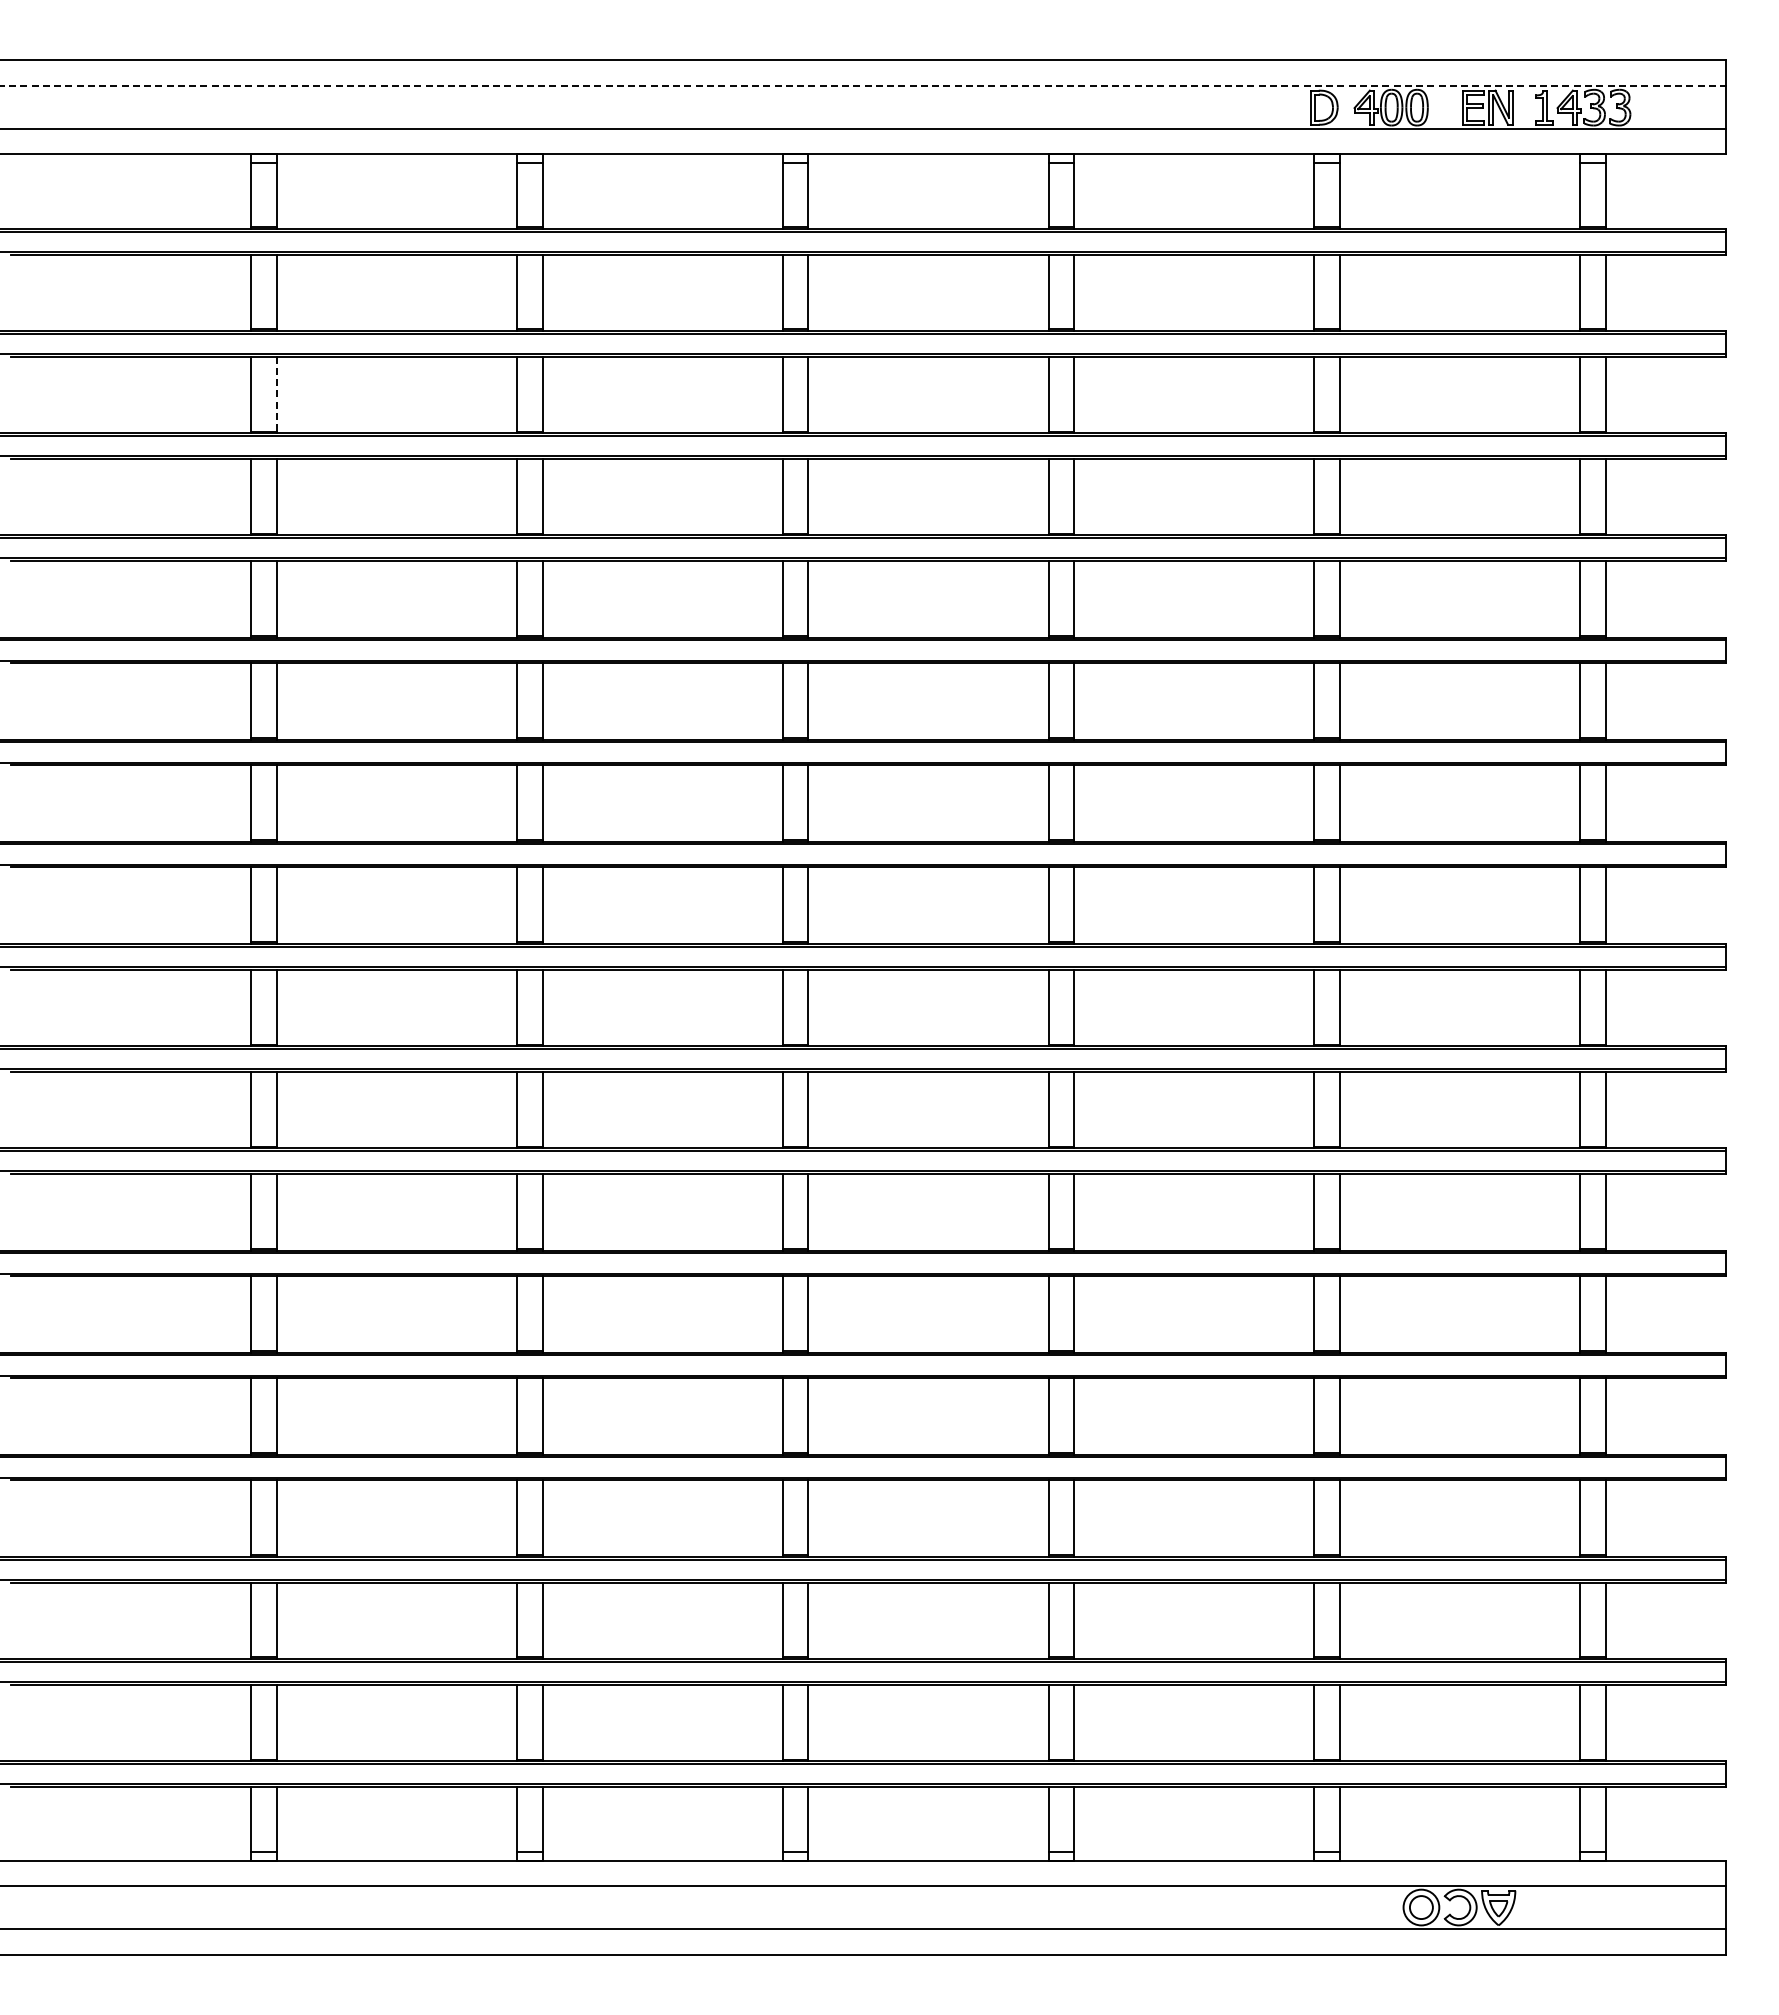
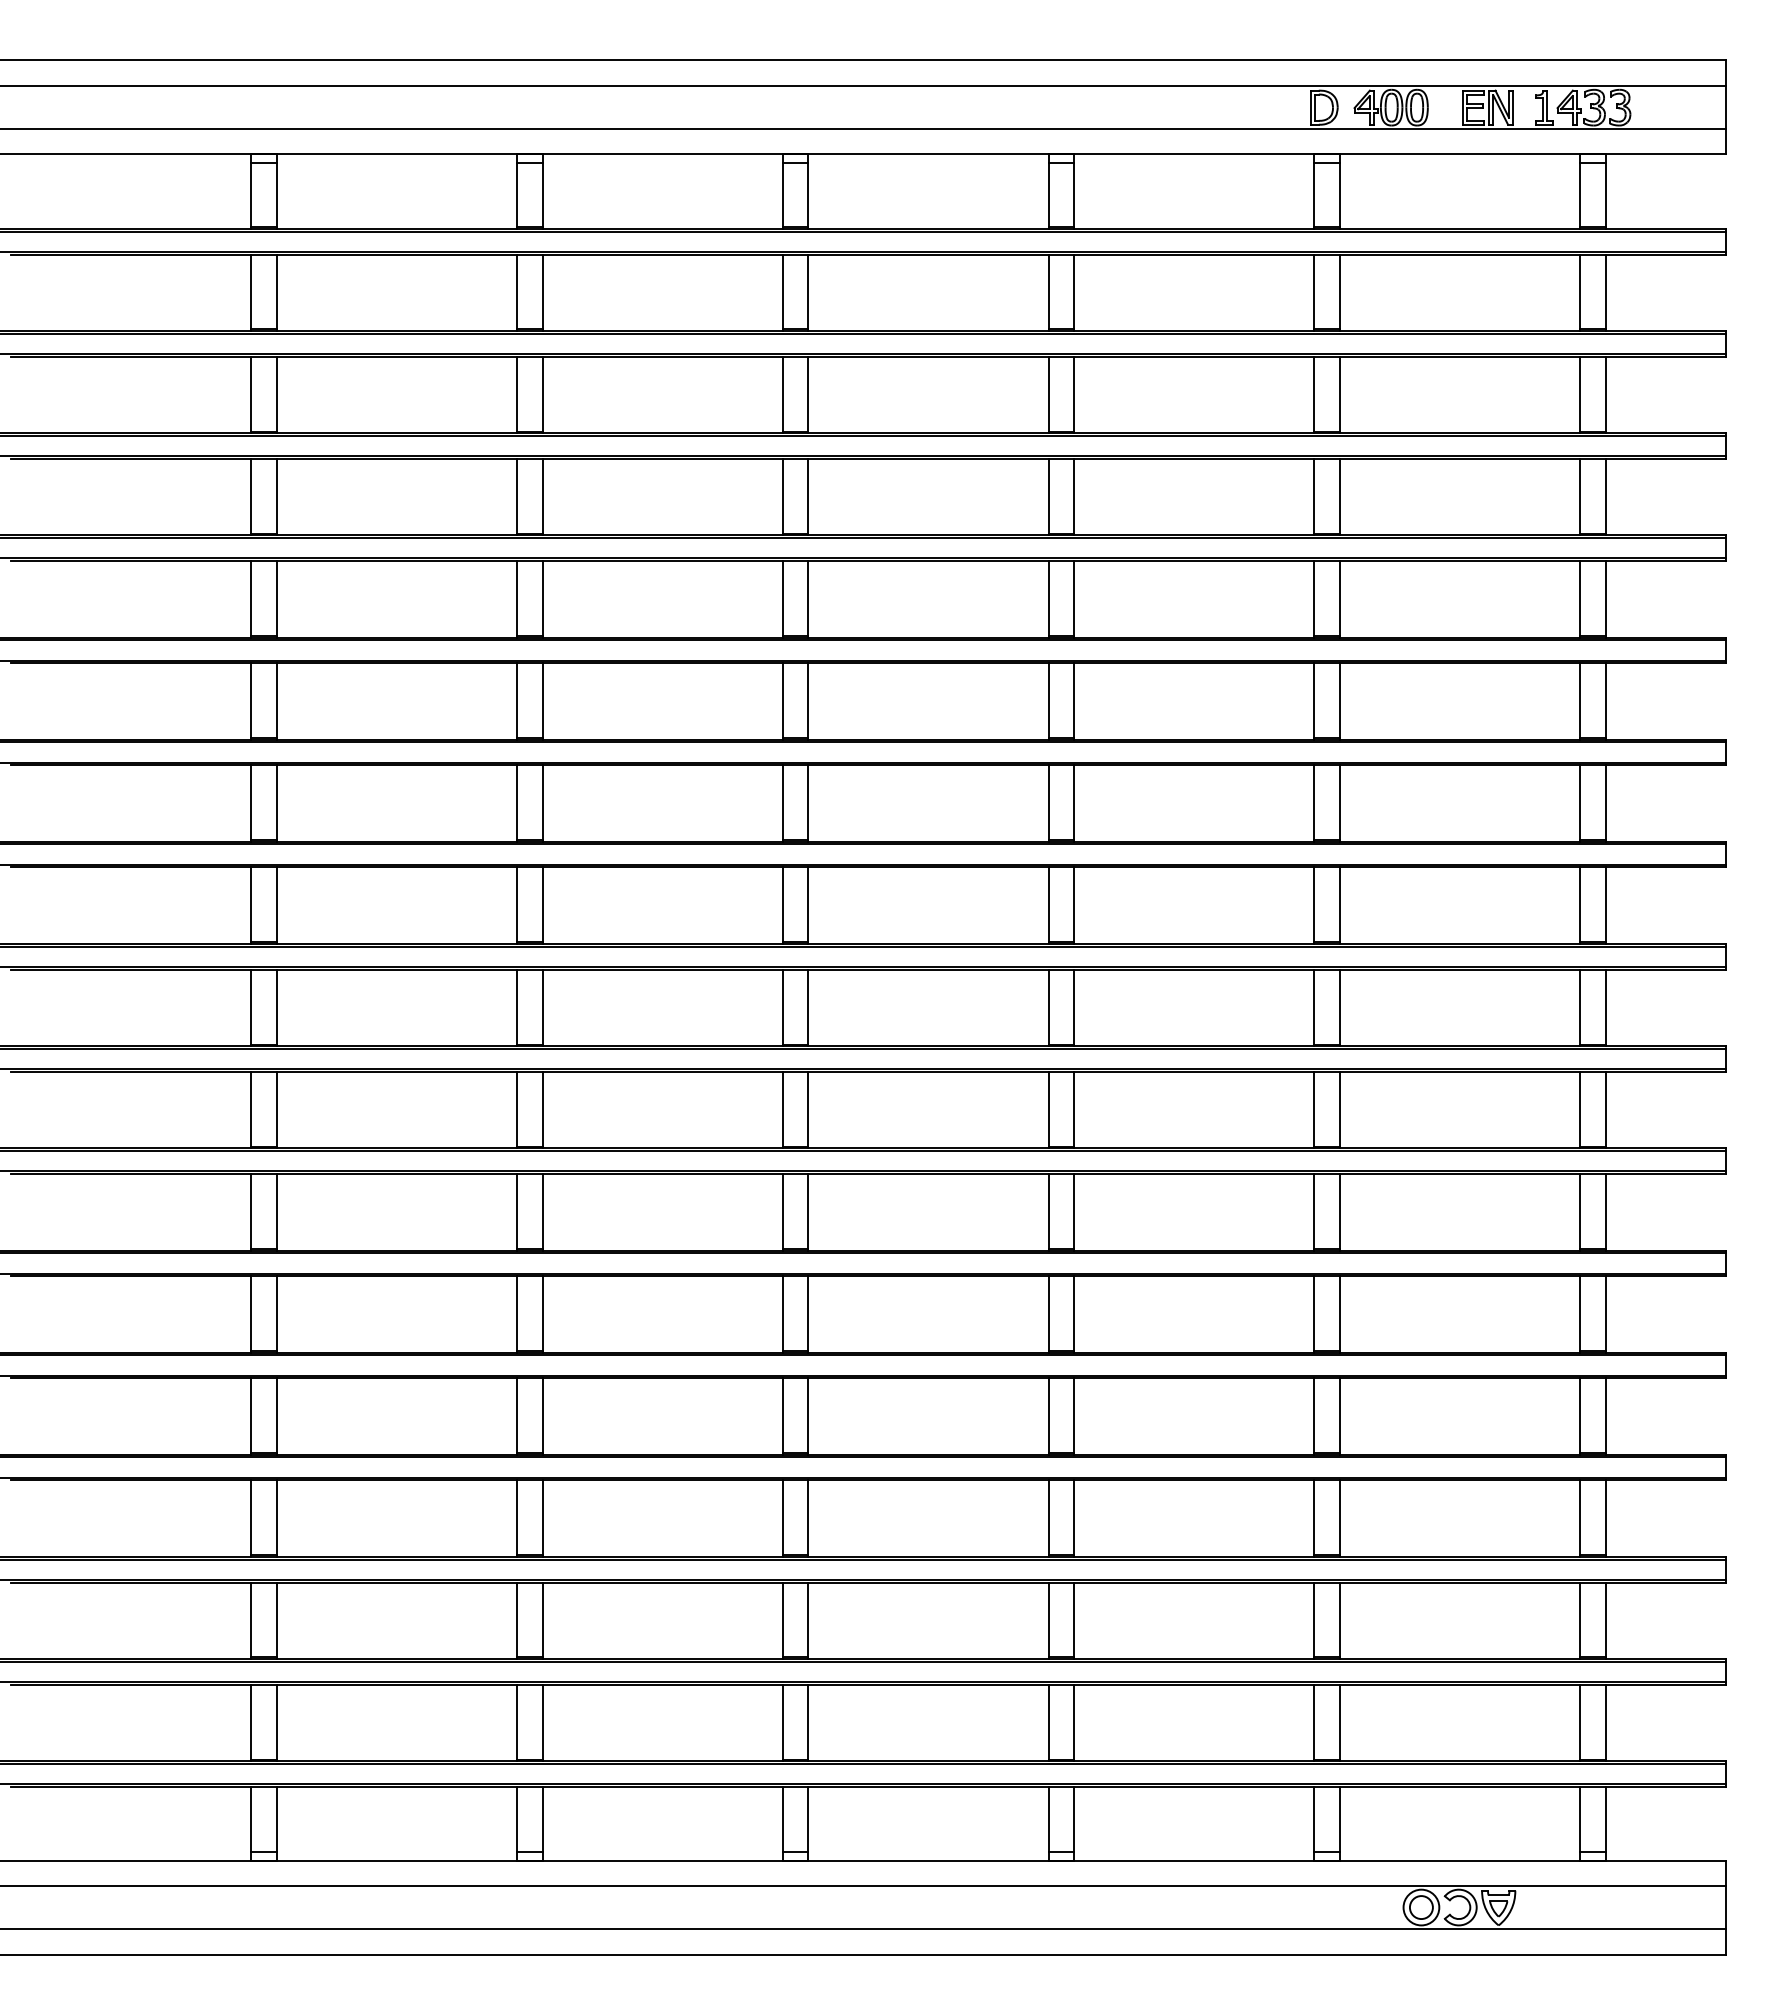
line: dashed -> solid (863, 85)
line: dashed -> solid (276, 394)
